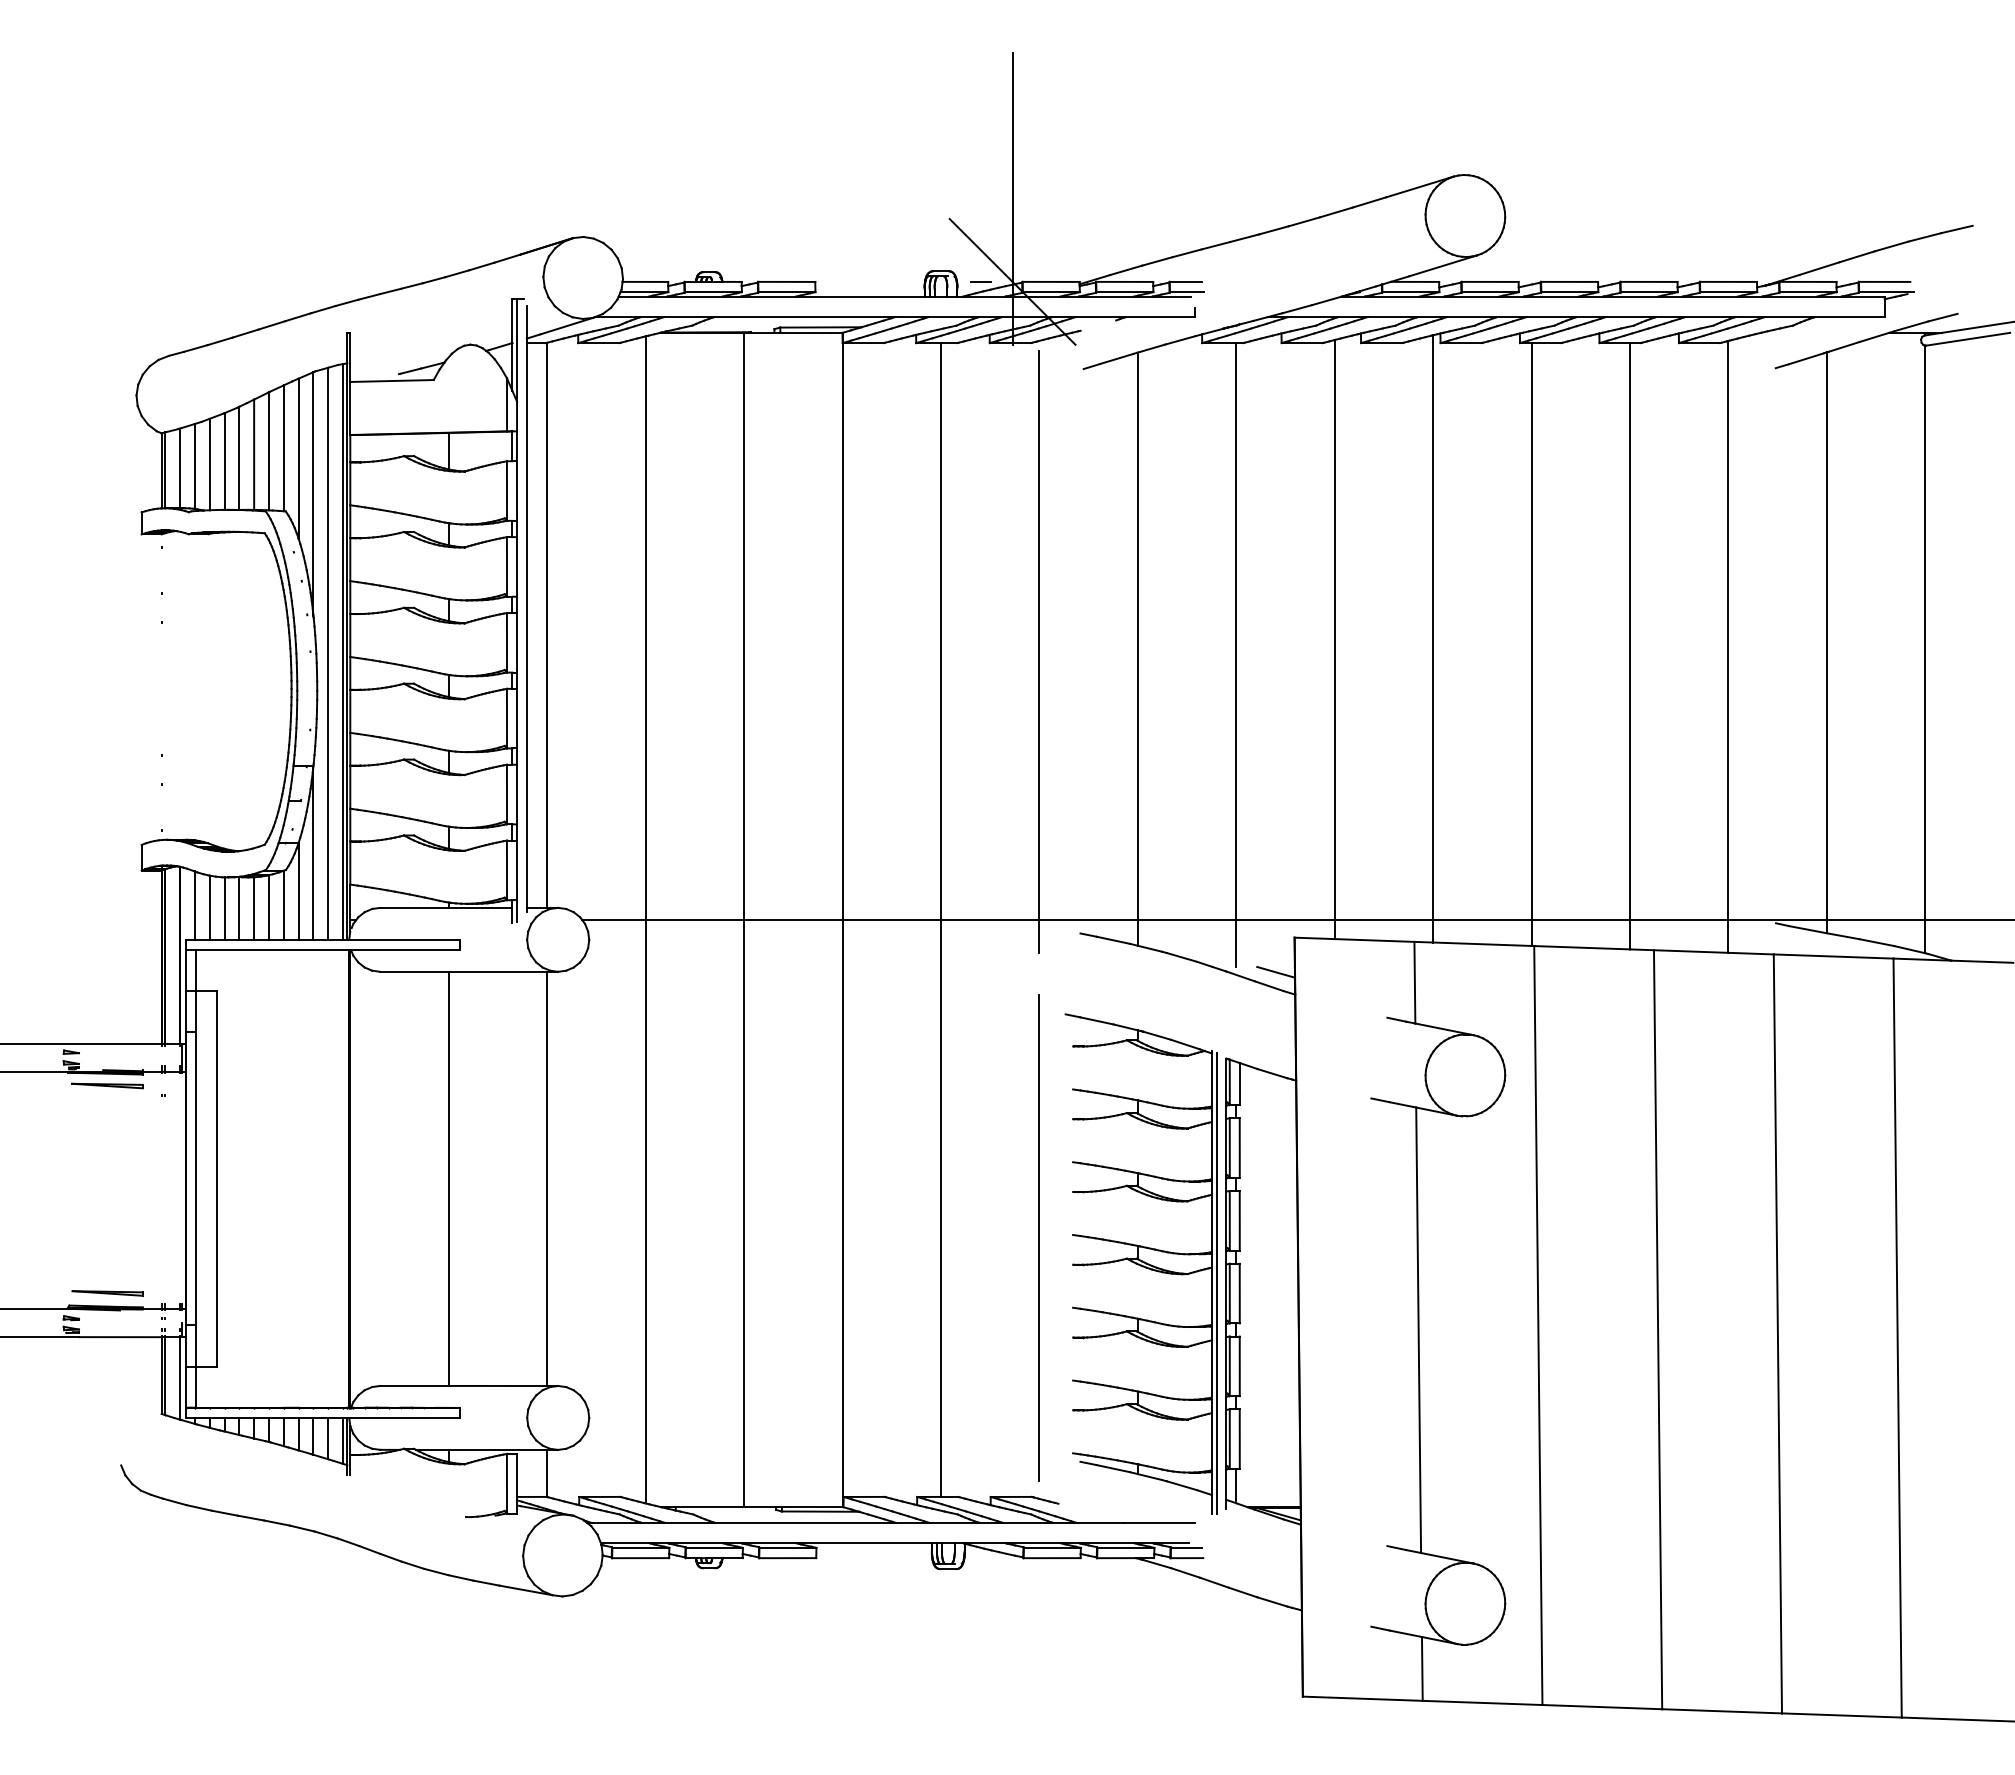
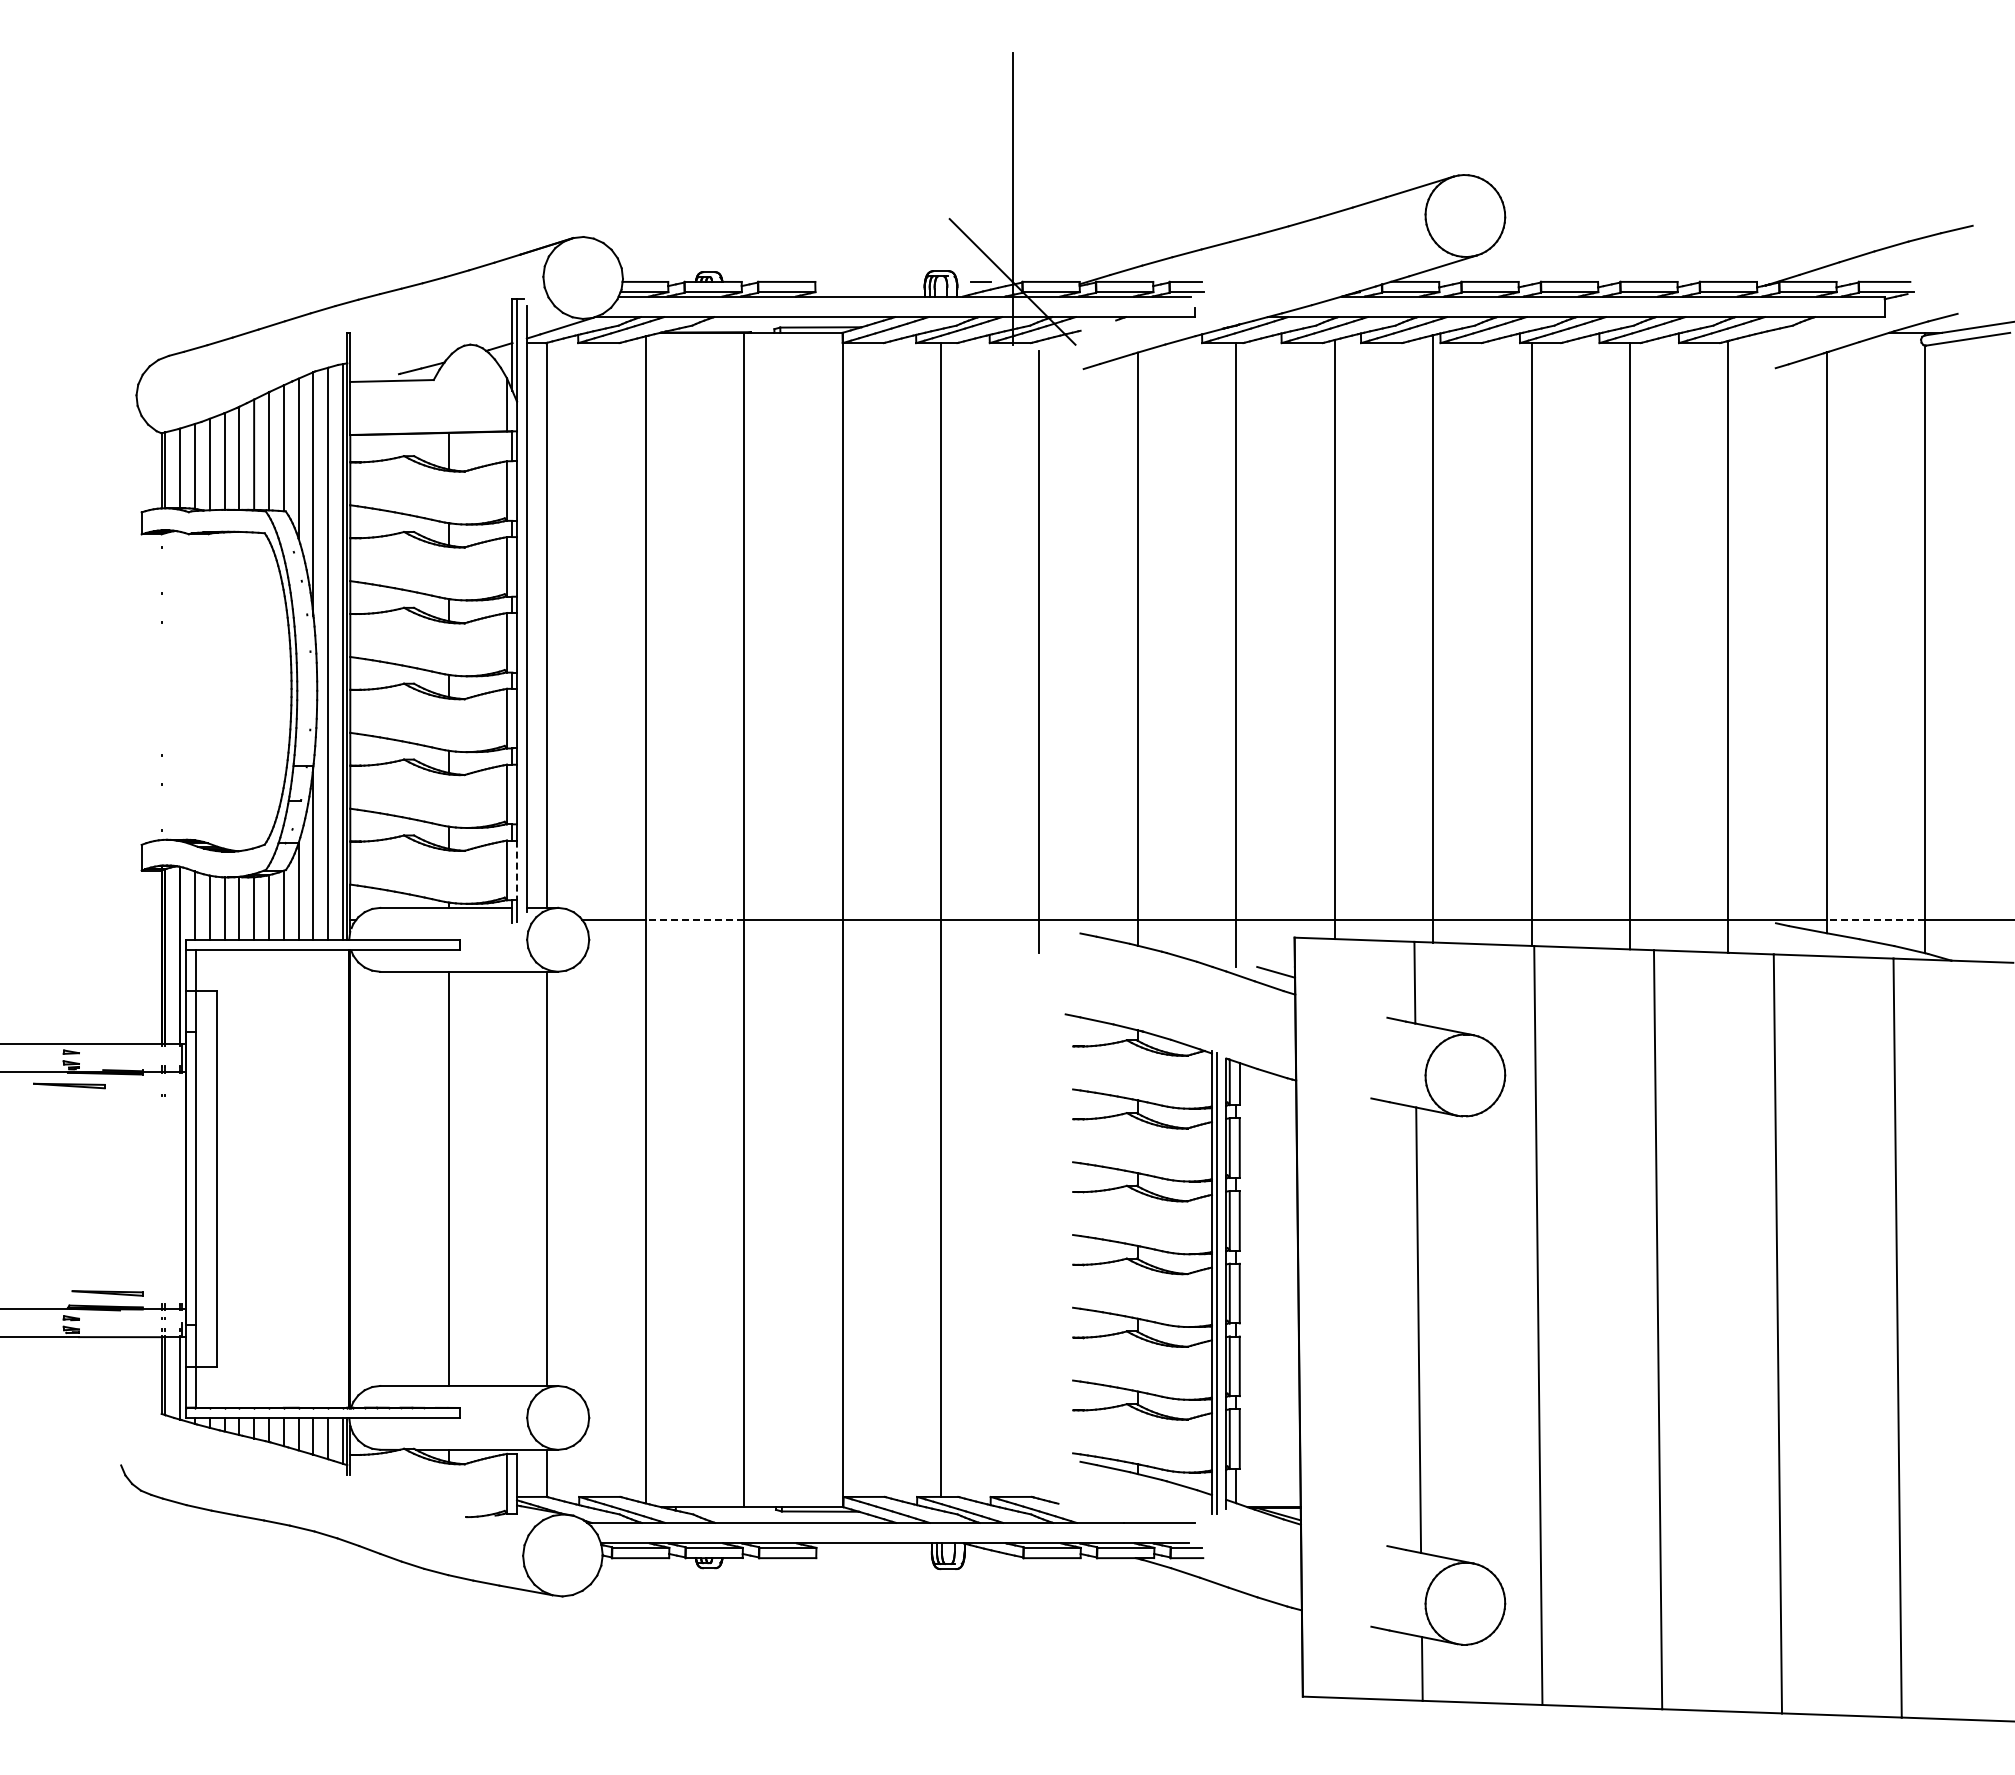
line: solid -> dashed (516, 870)
line: solid -> dashed (694, 920)
line: solid -> dashed (1875, 920)
part position: (107, 1085) -> (69, 1085) (69, 1085)
line: present -> none (1039, 1238)
